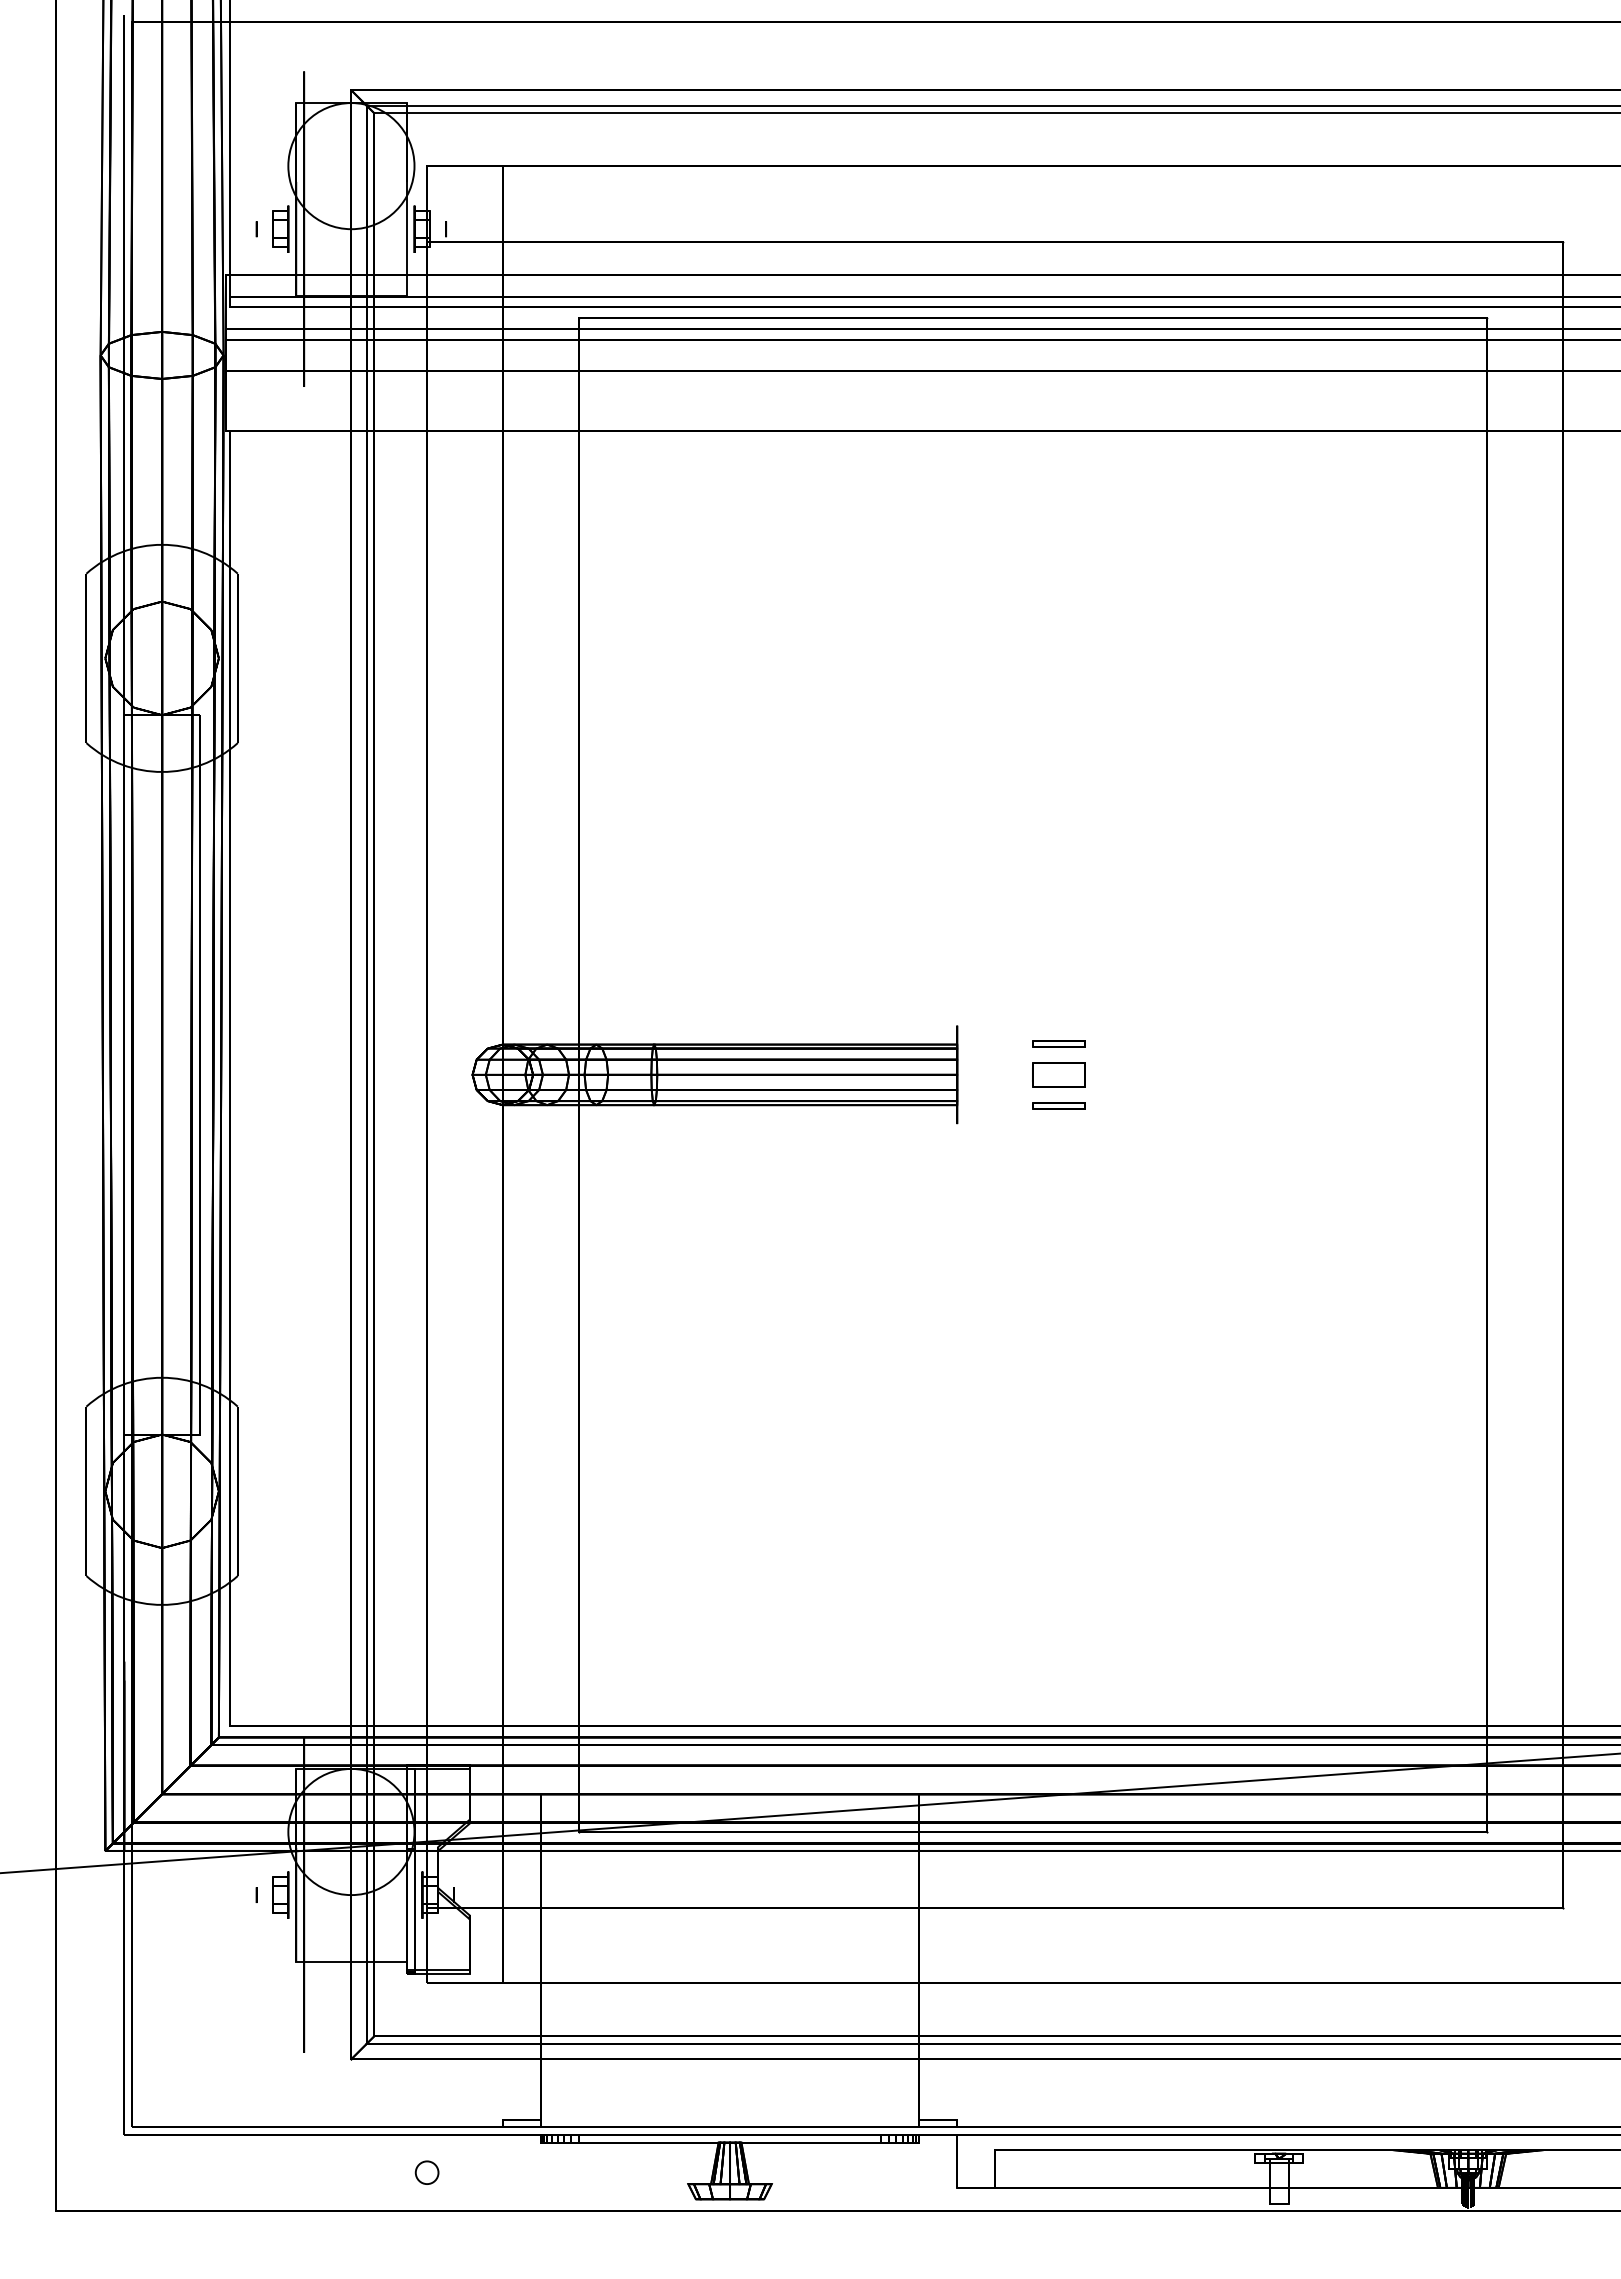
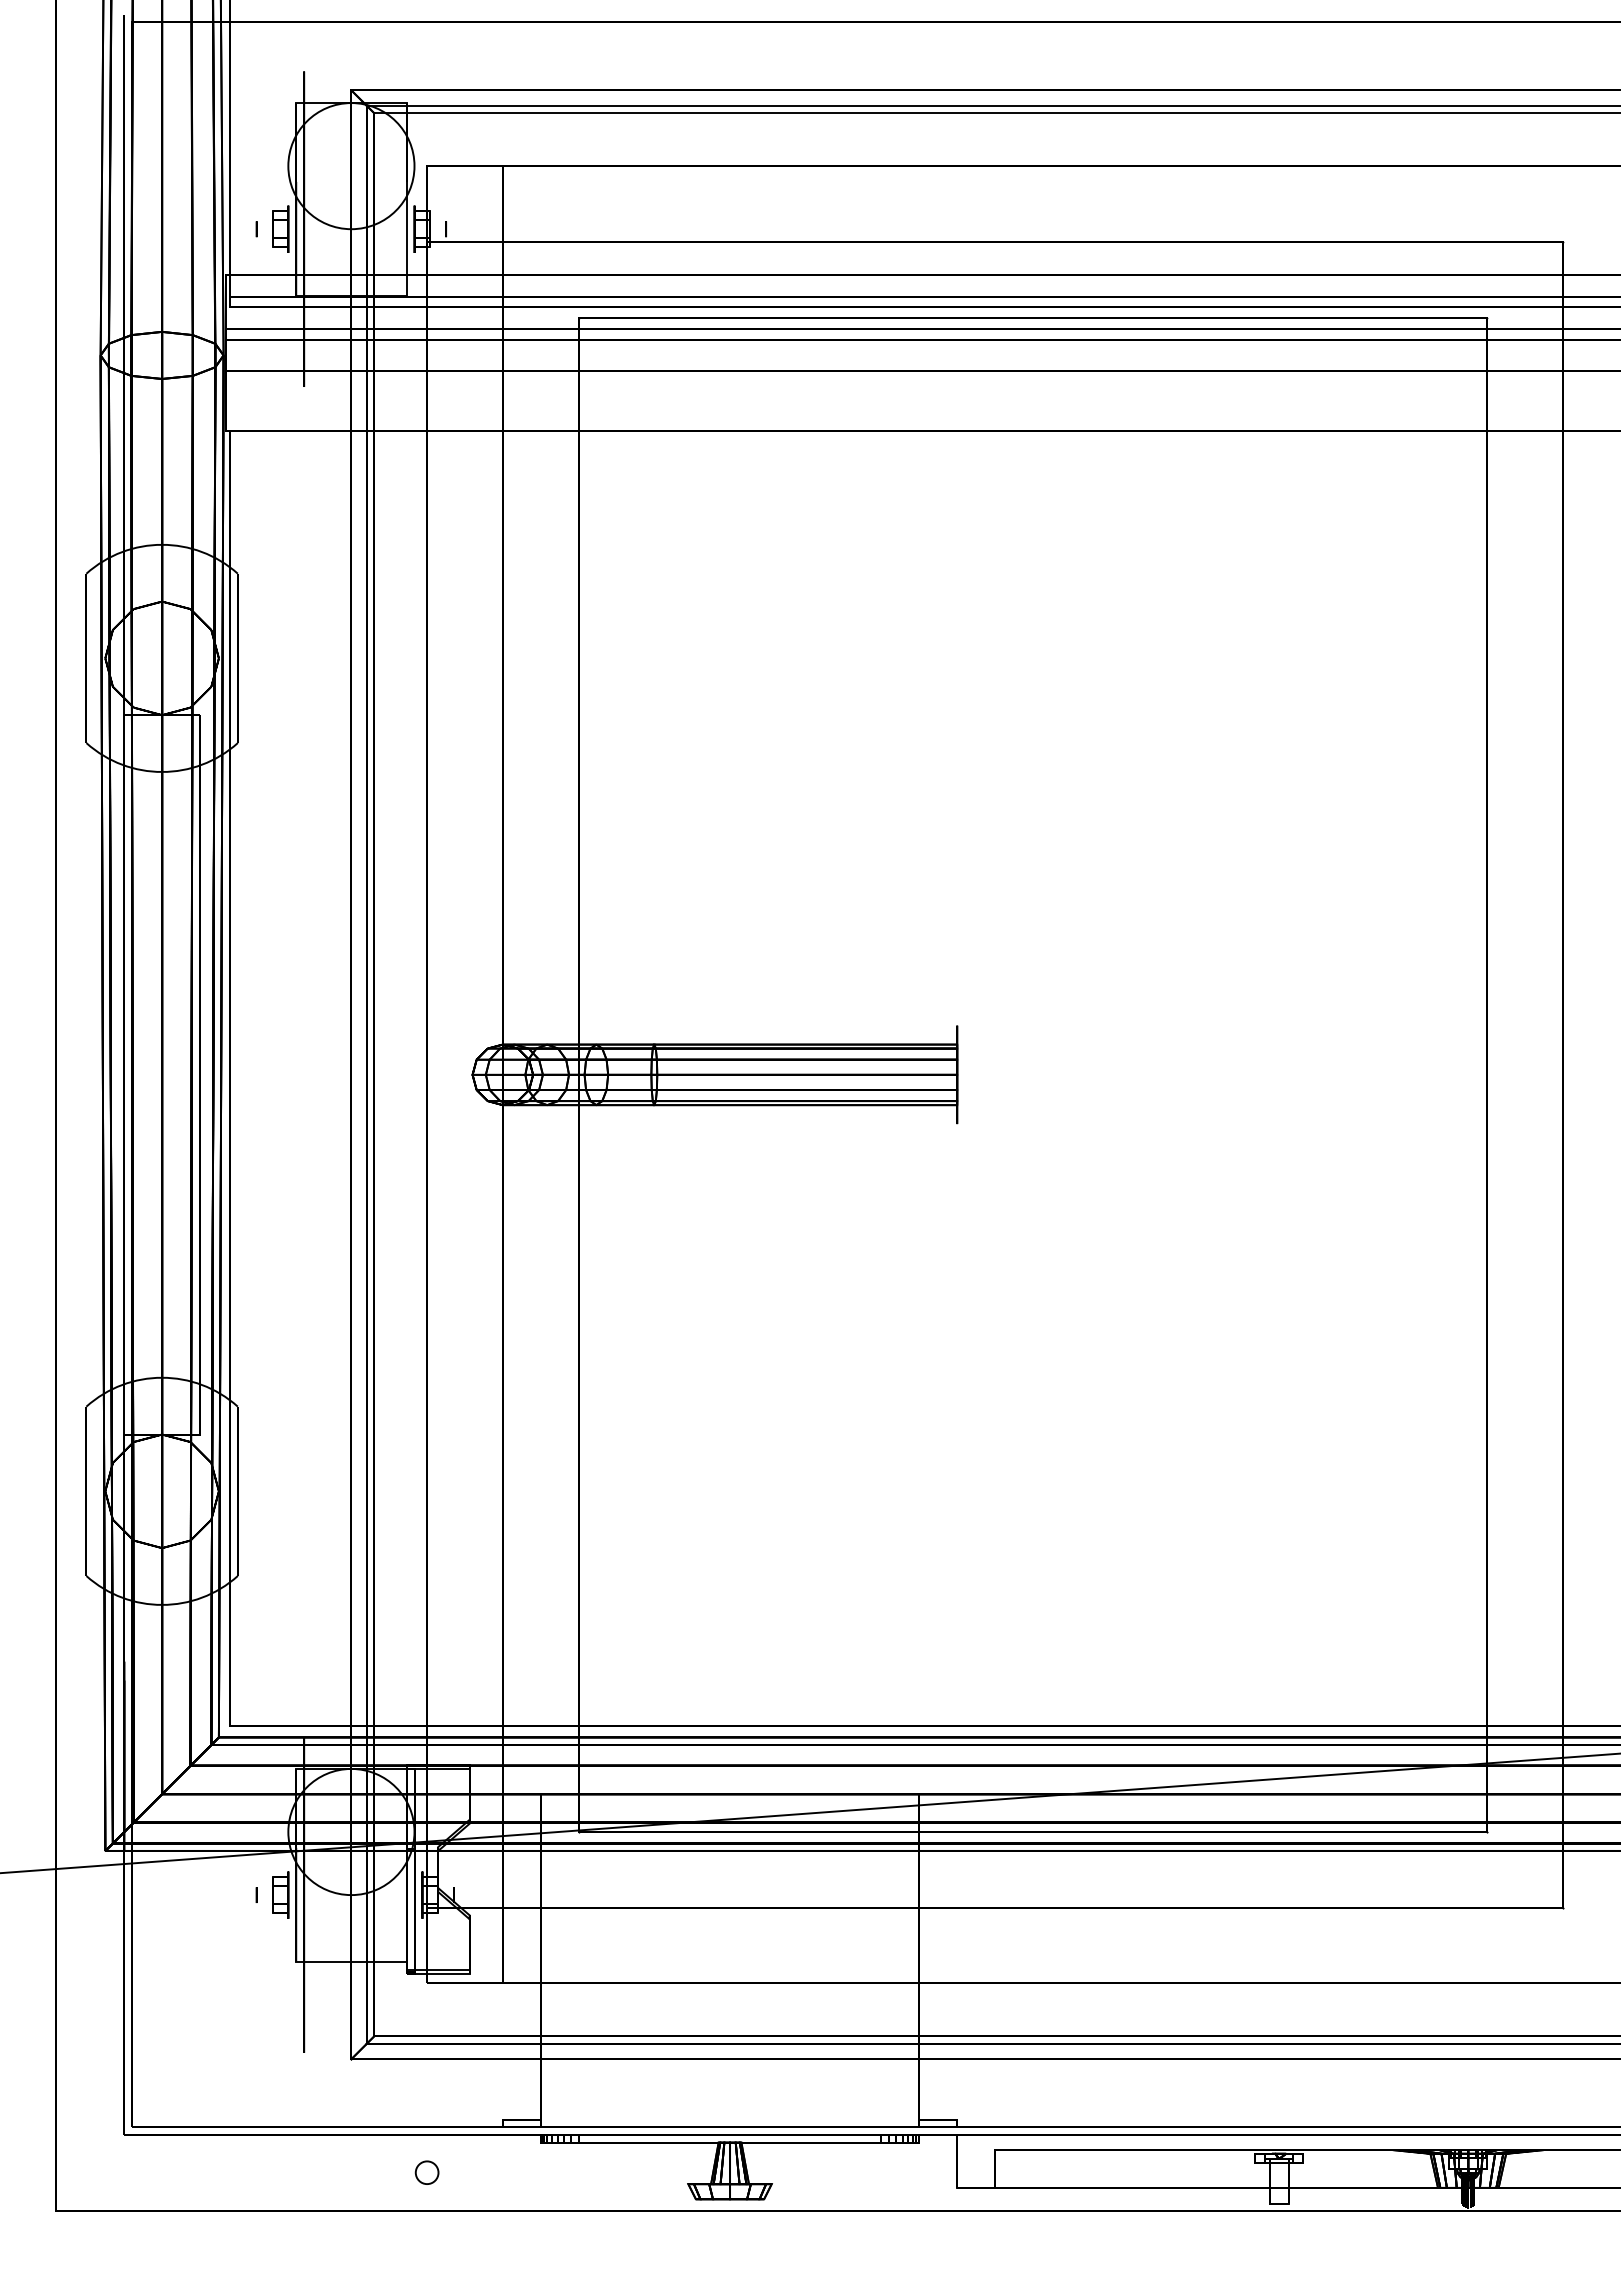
part: present -> none (1058, 1043)
part: present -> none (1058, 1074)
part: present -> none (1058, 1105)
